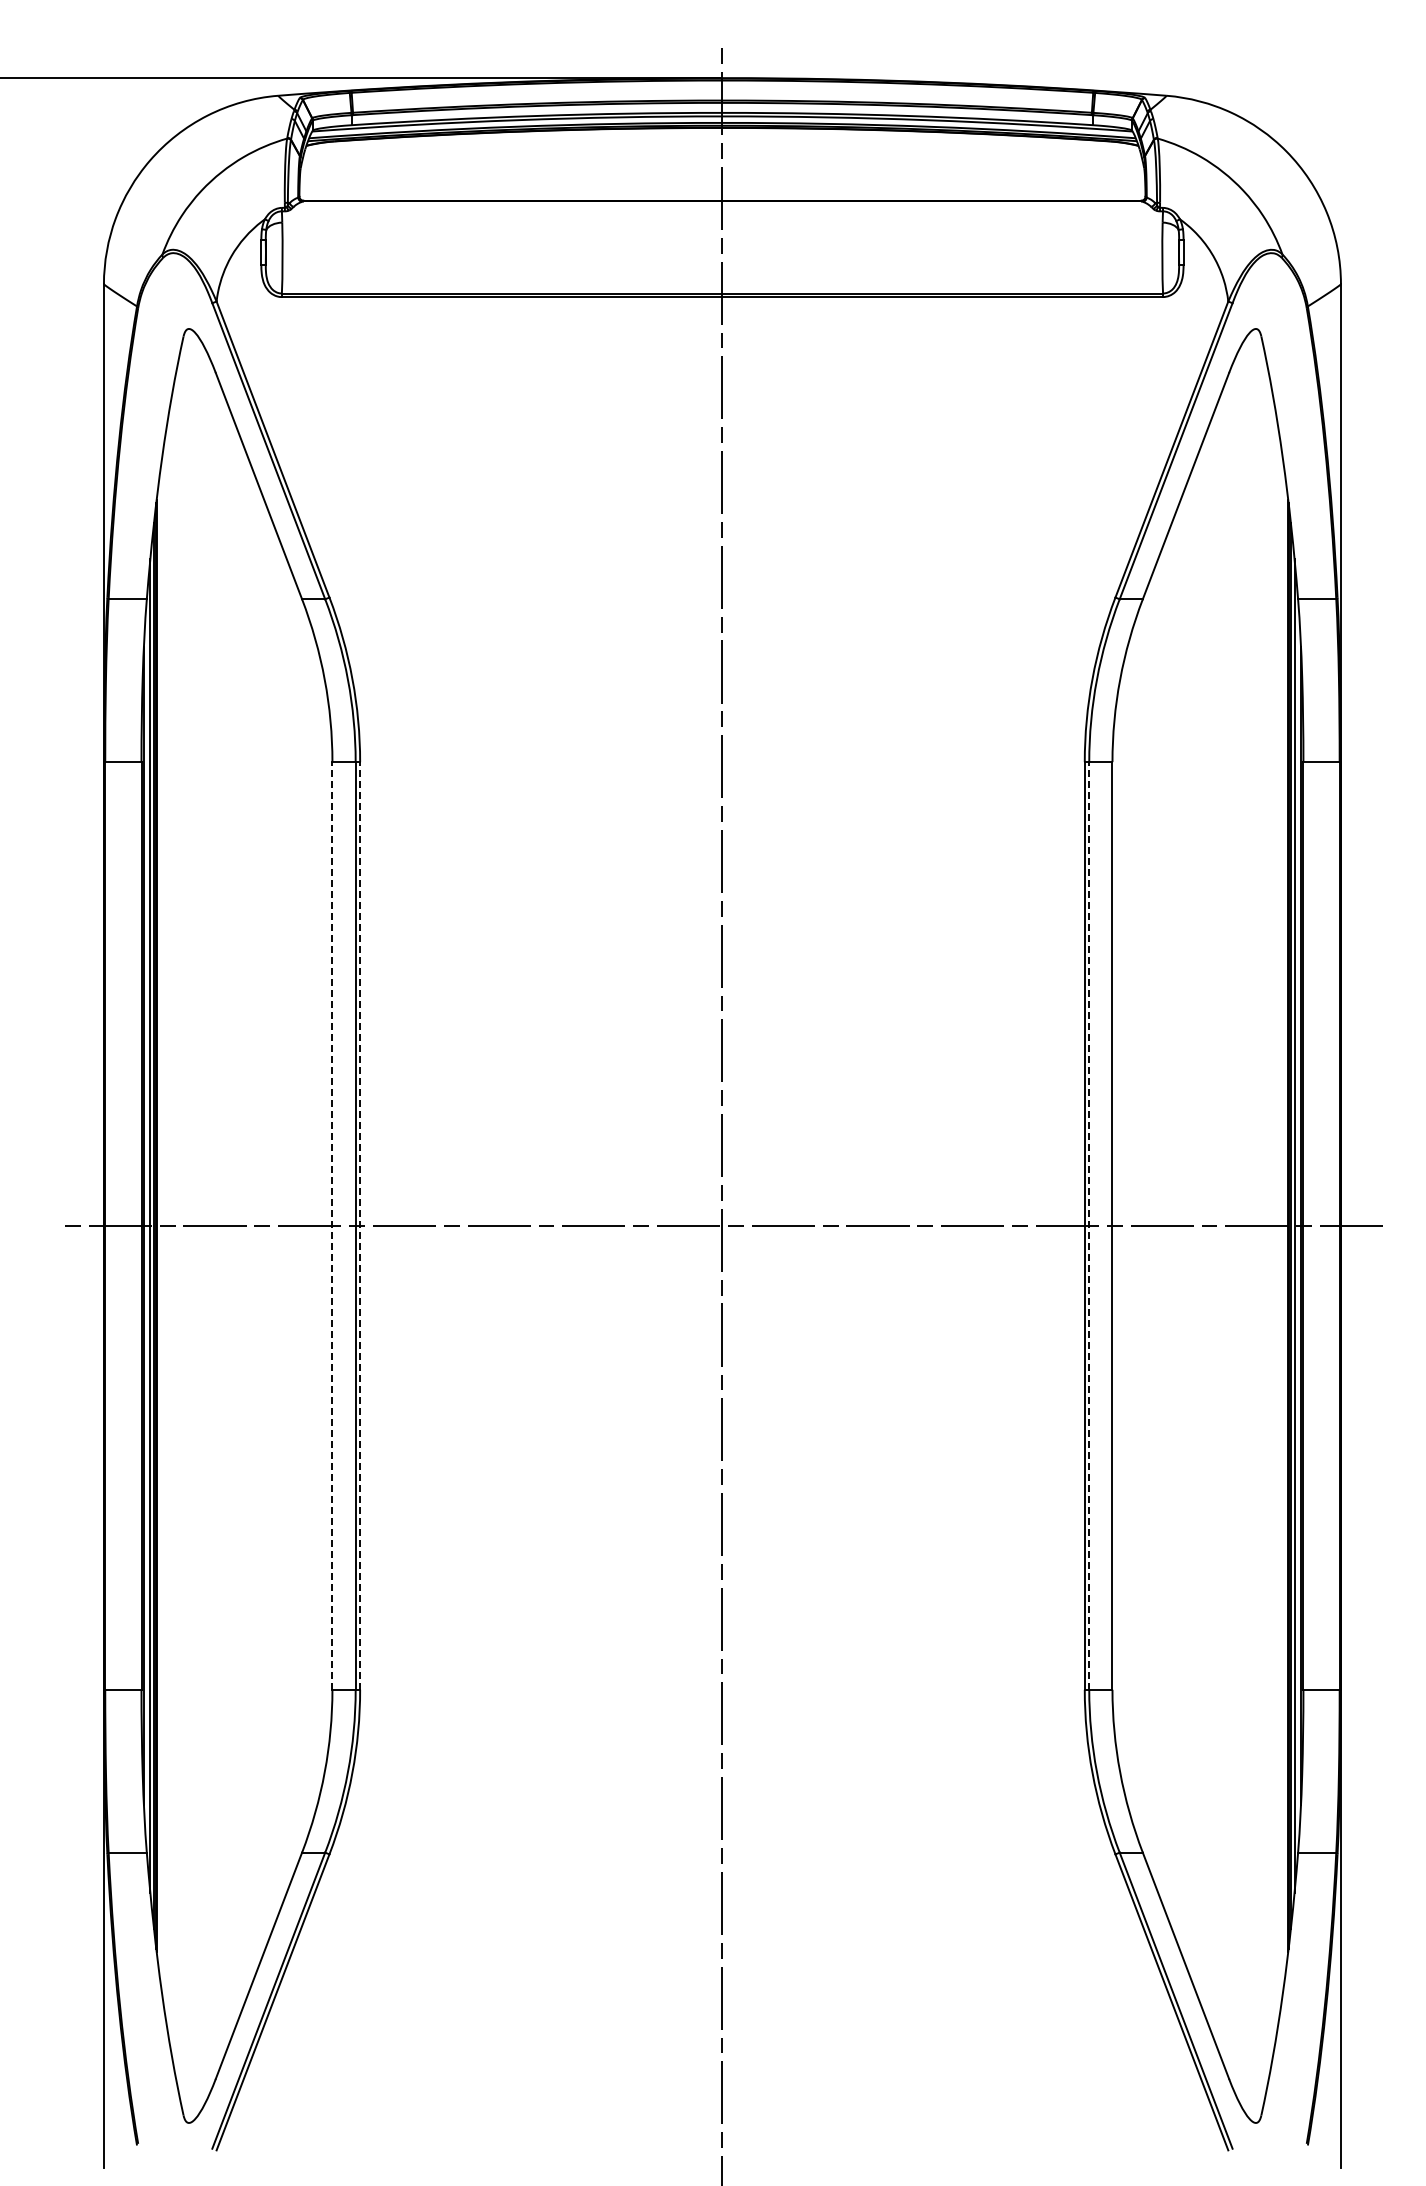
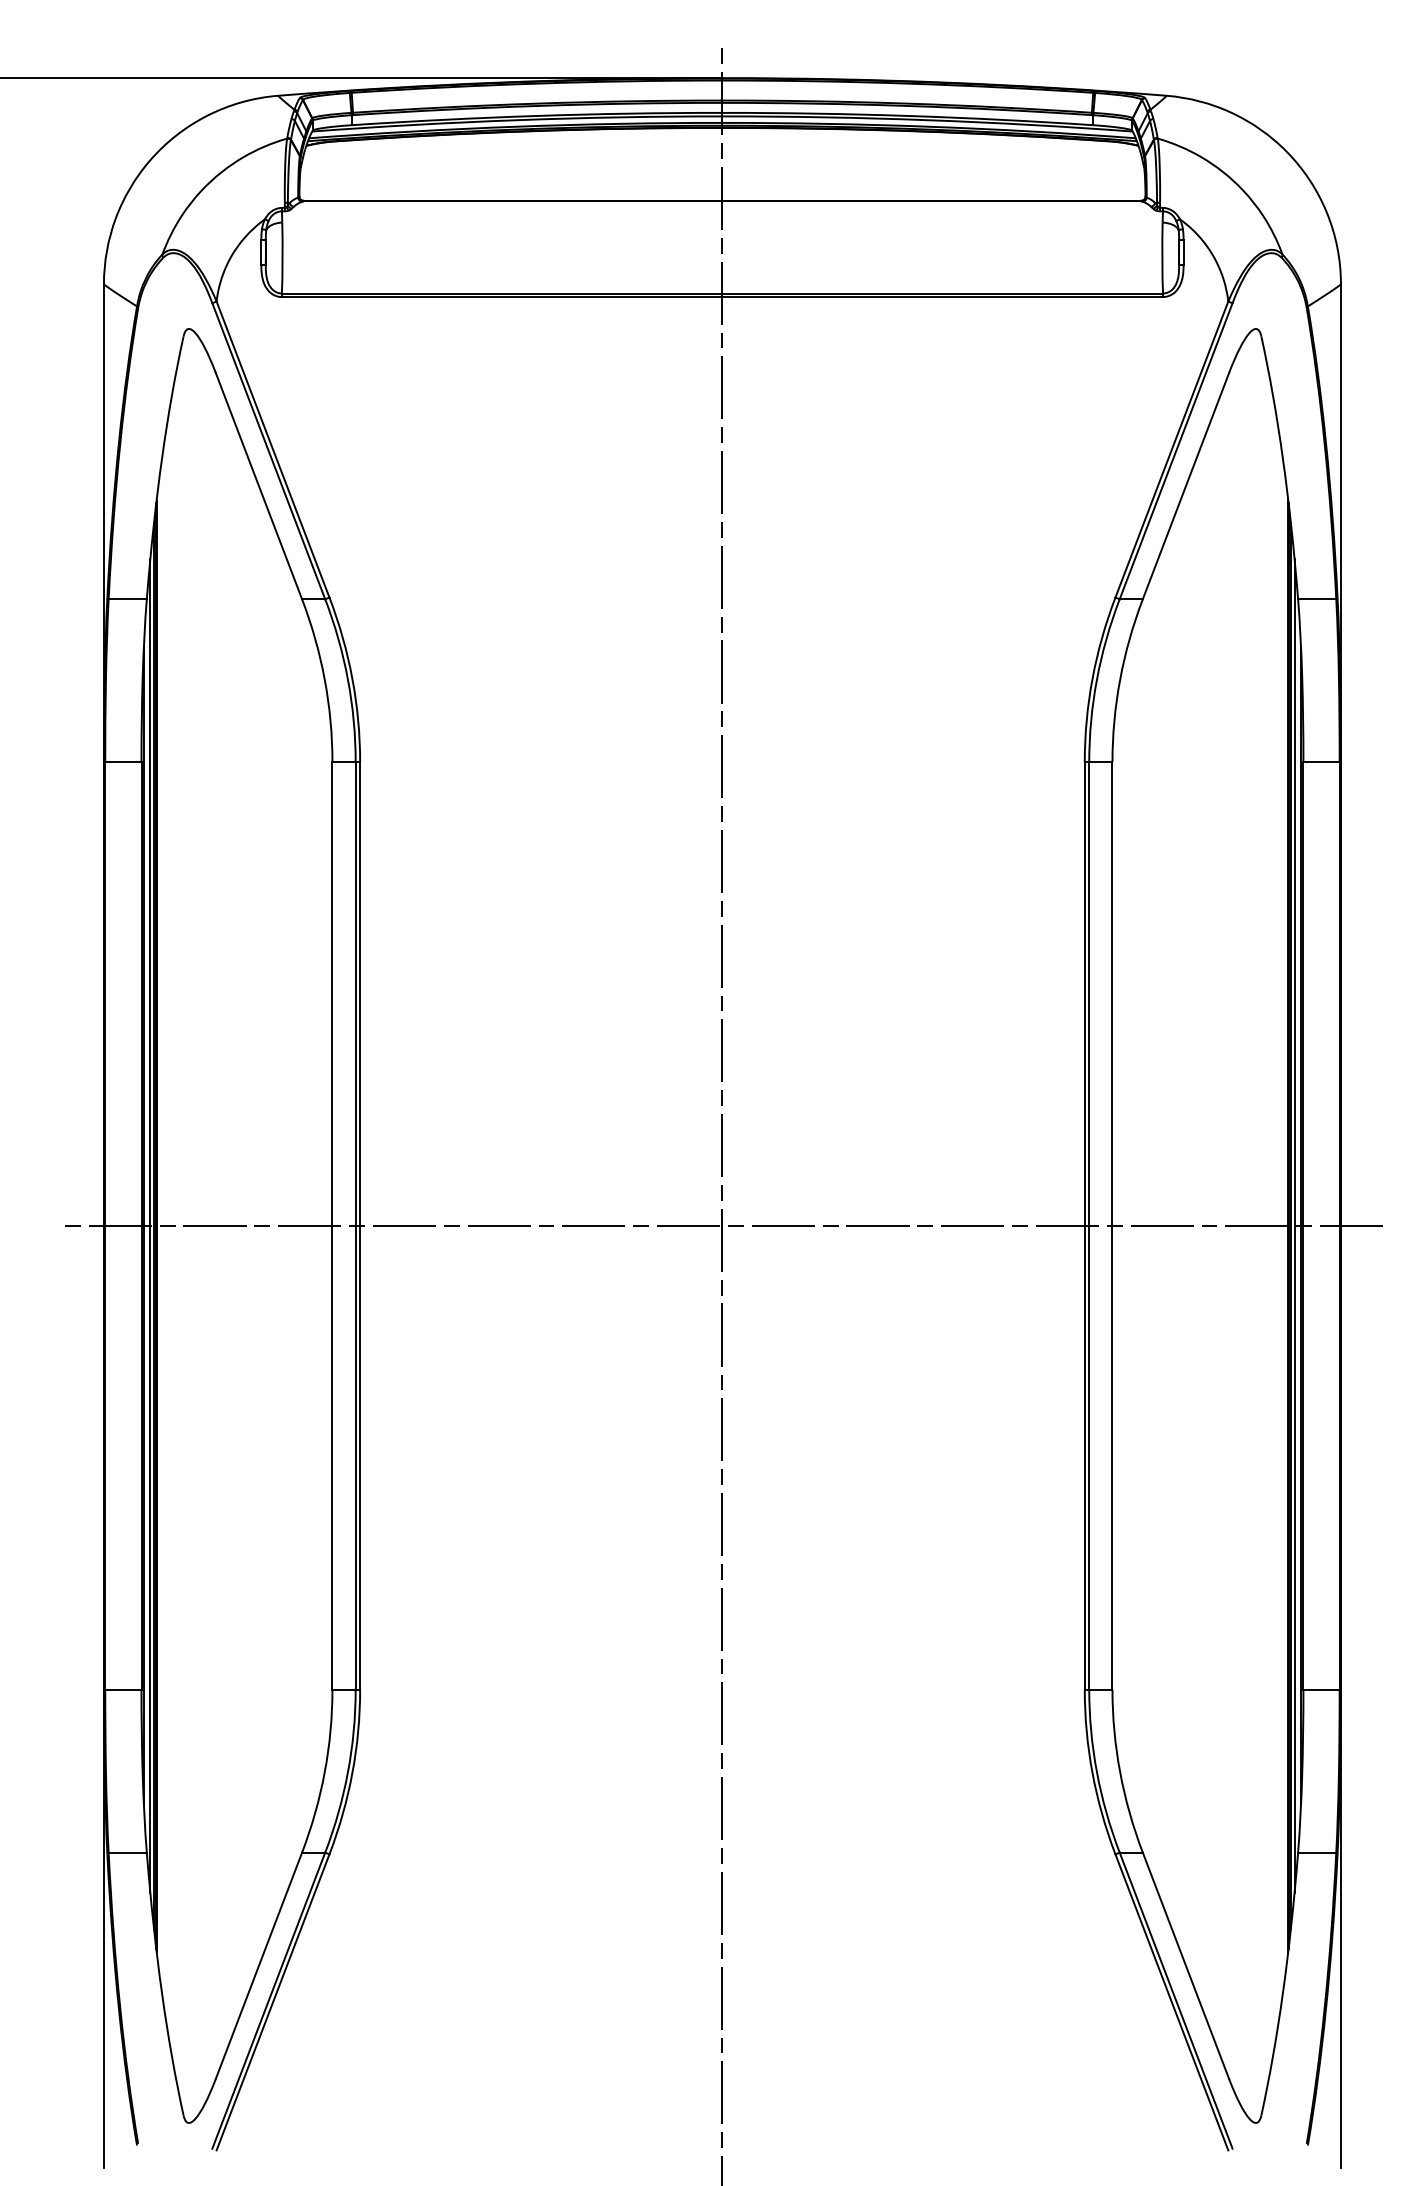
line: dashed -> solid (332, 1225)
line: dashed -> solid (360, 1225)
line: dashed -> solid (1089, 1225)
